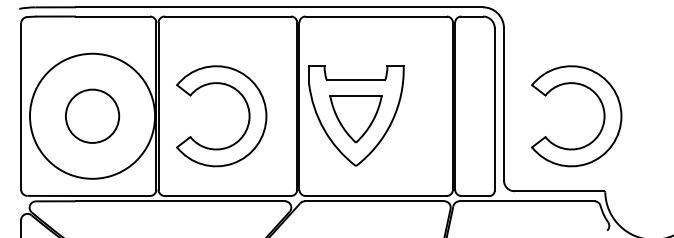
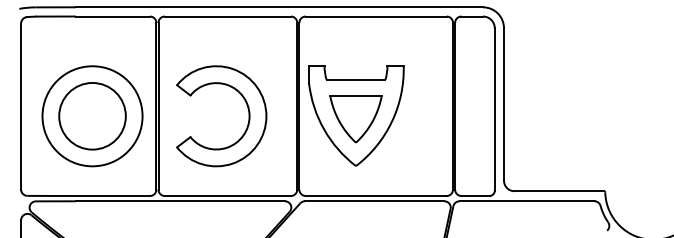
circle diameter: 125 px -> 100 px (92, 116)
circle diameter: 53 px -> 67 px (92, 115)
part: present -> none (602, 123)
